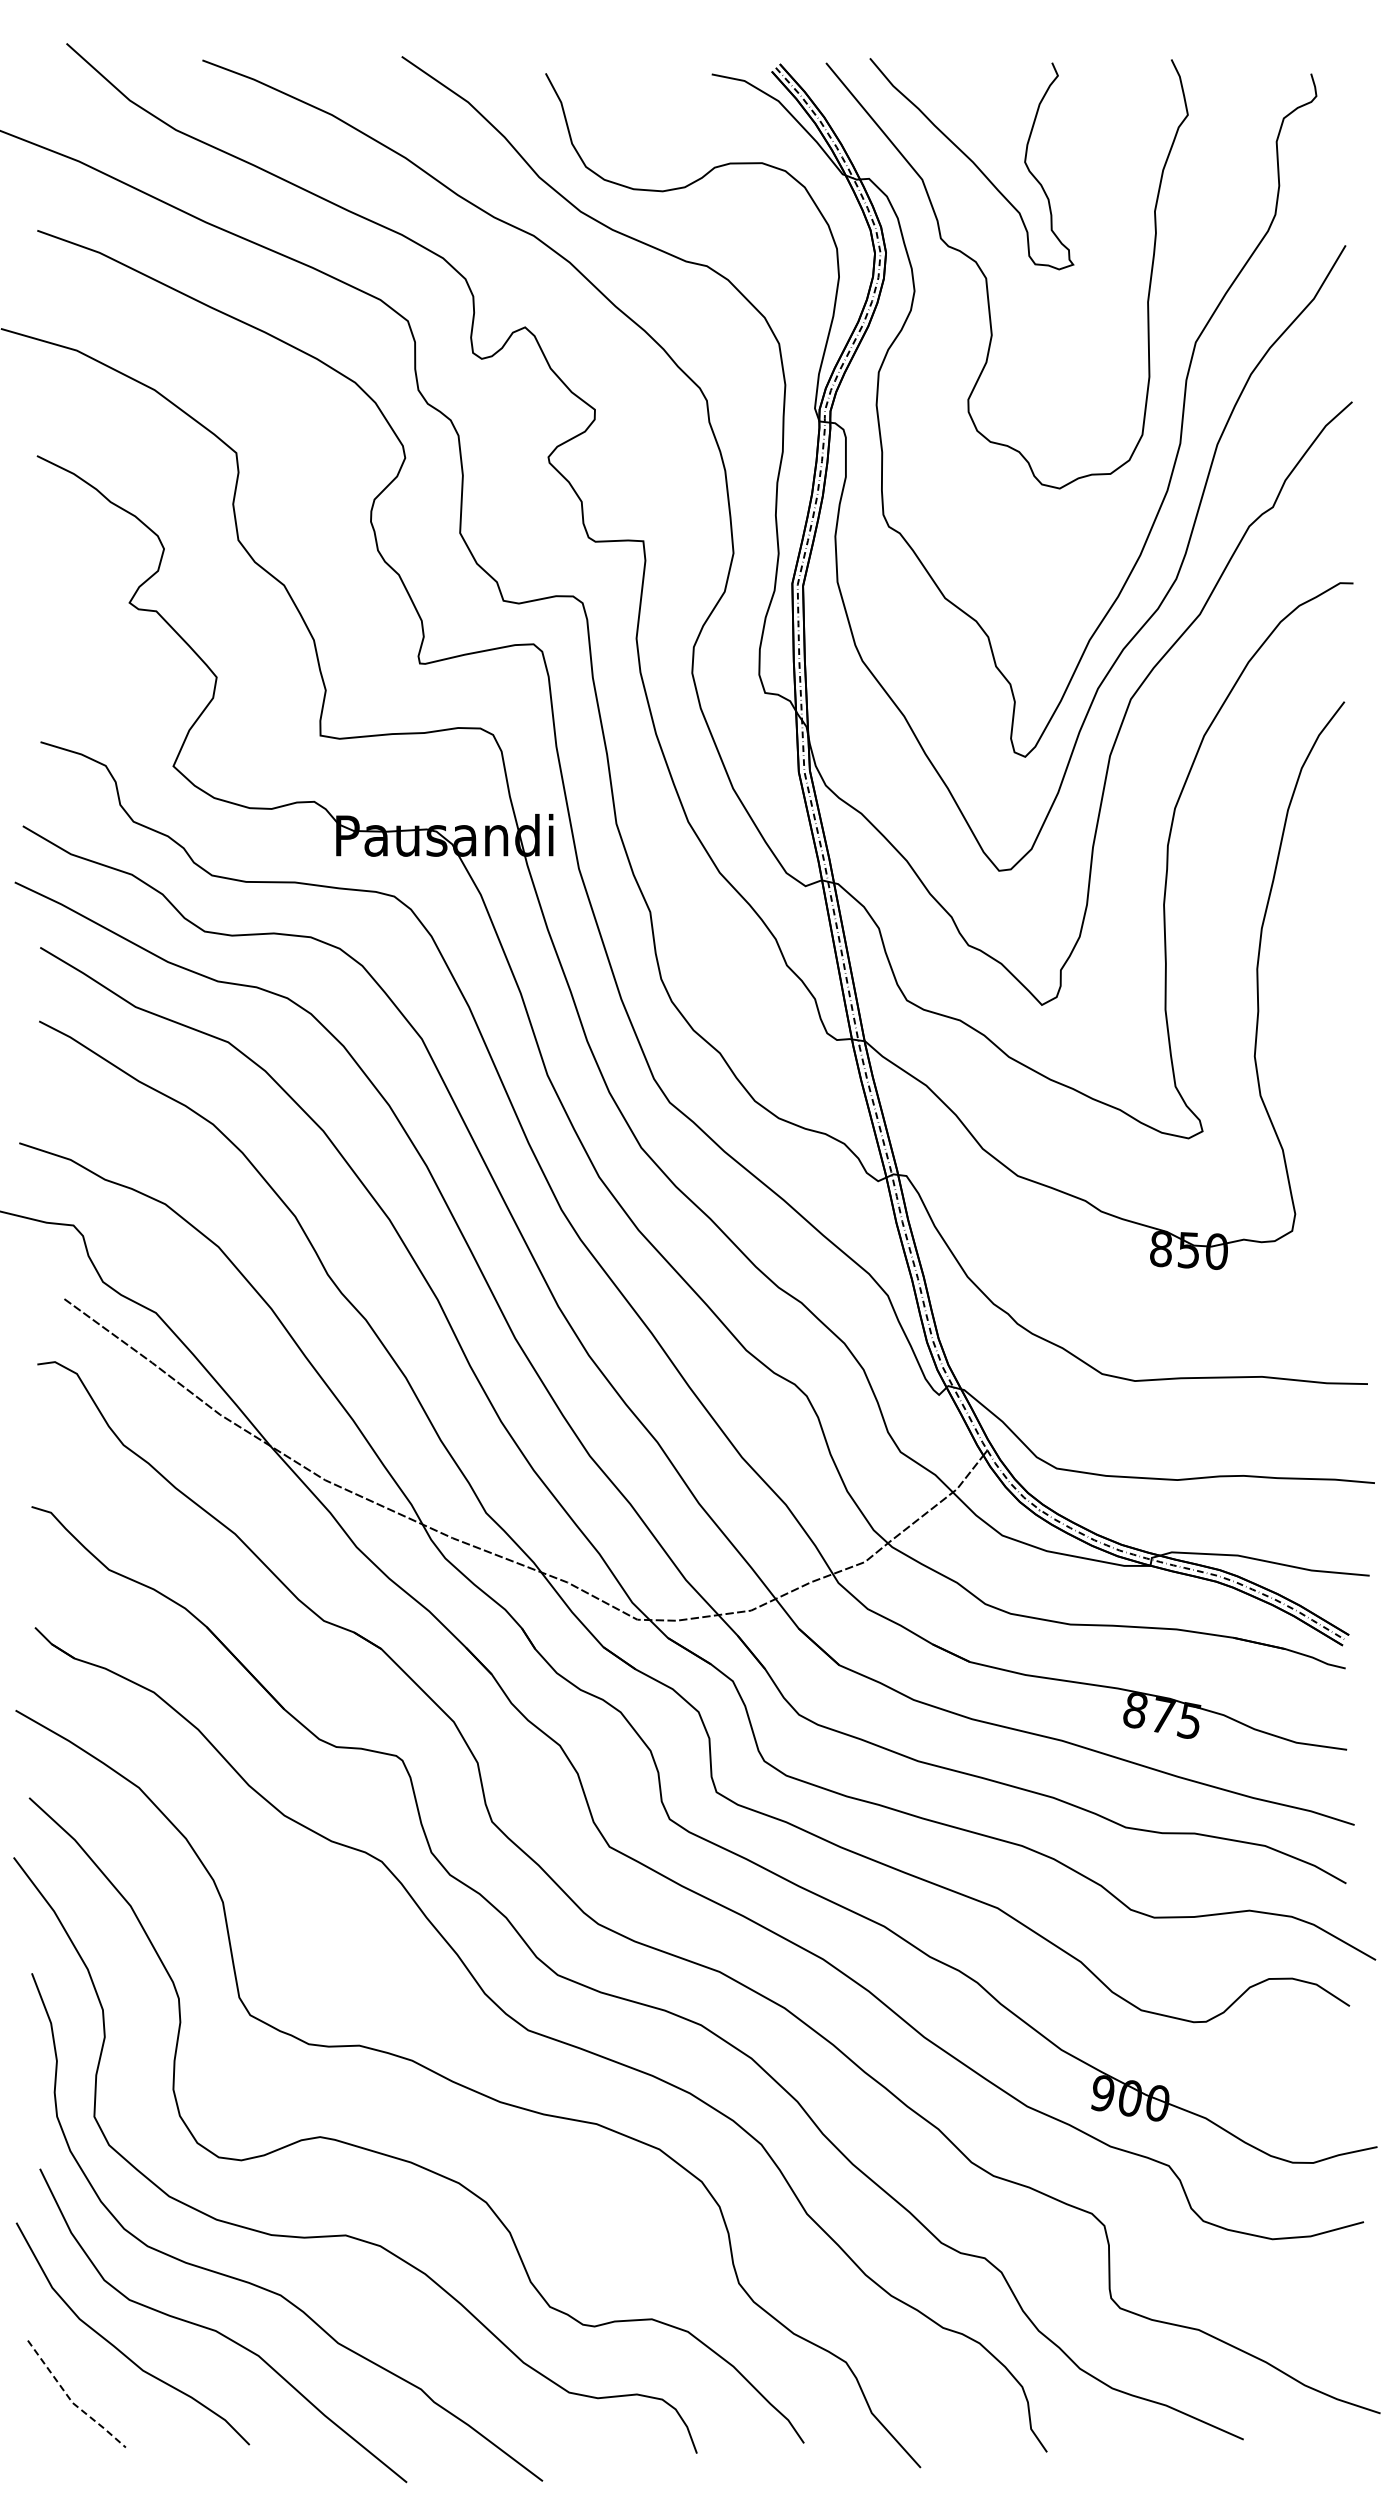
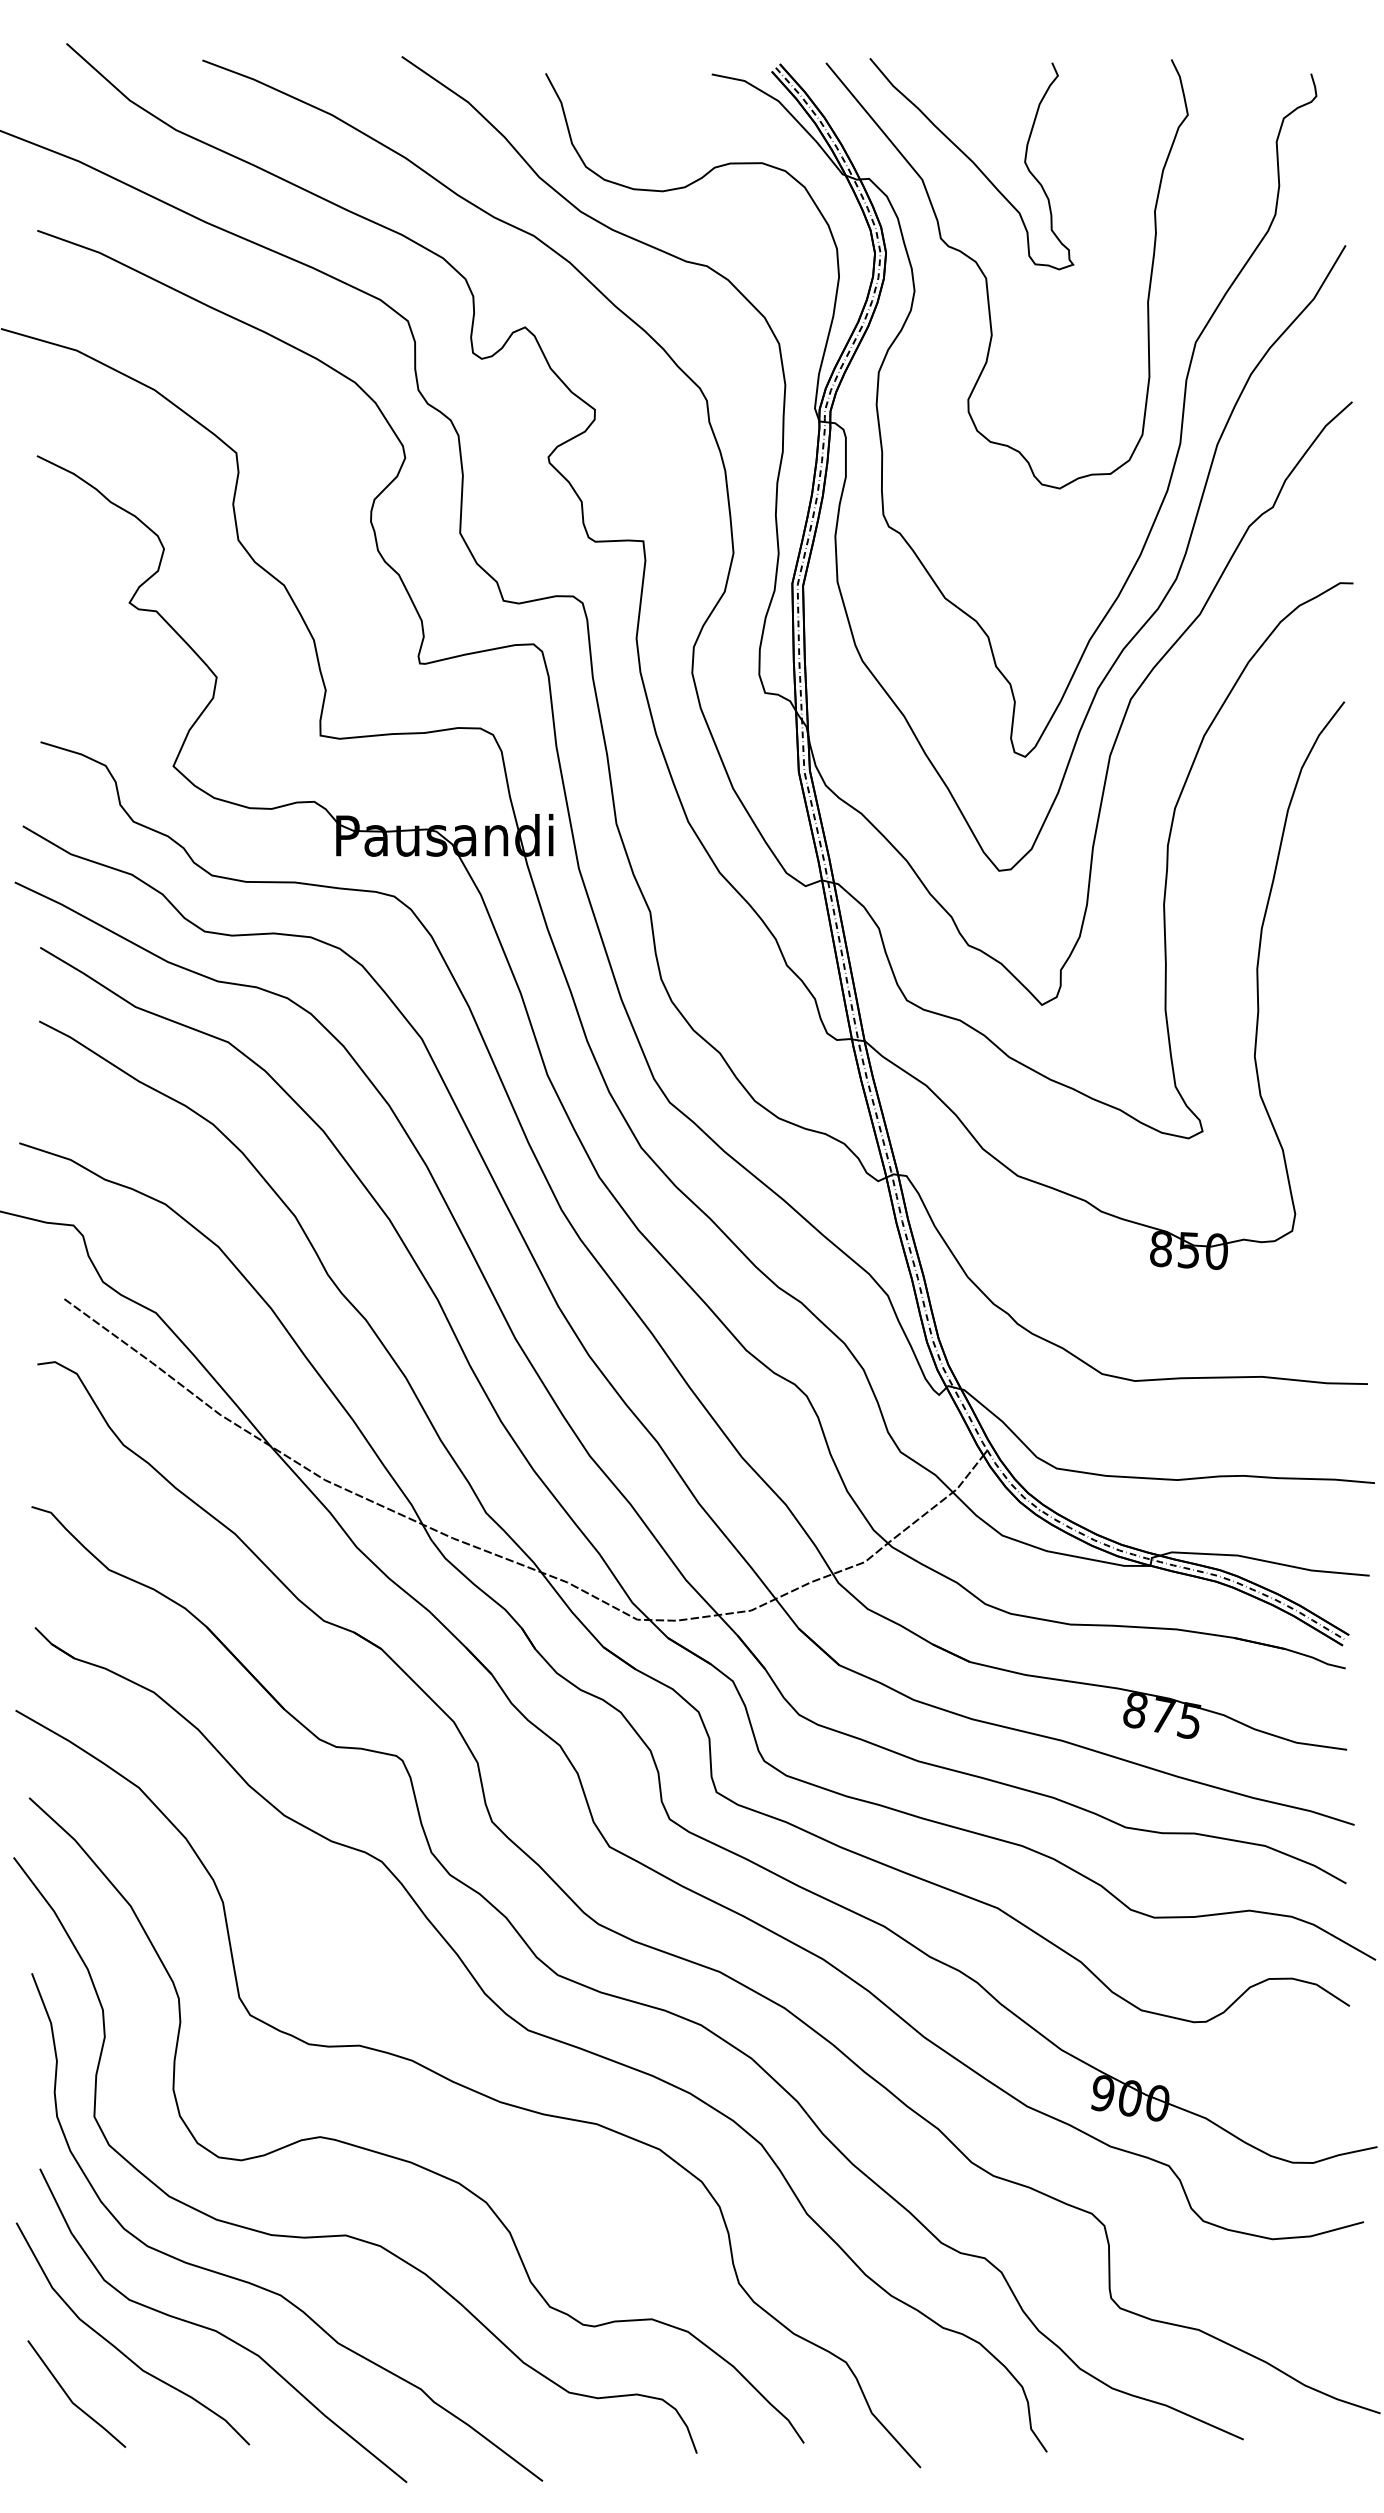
line: dashed -> solid (71, 2401)
